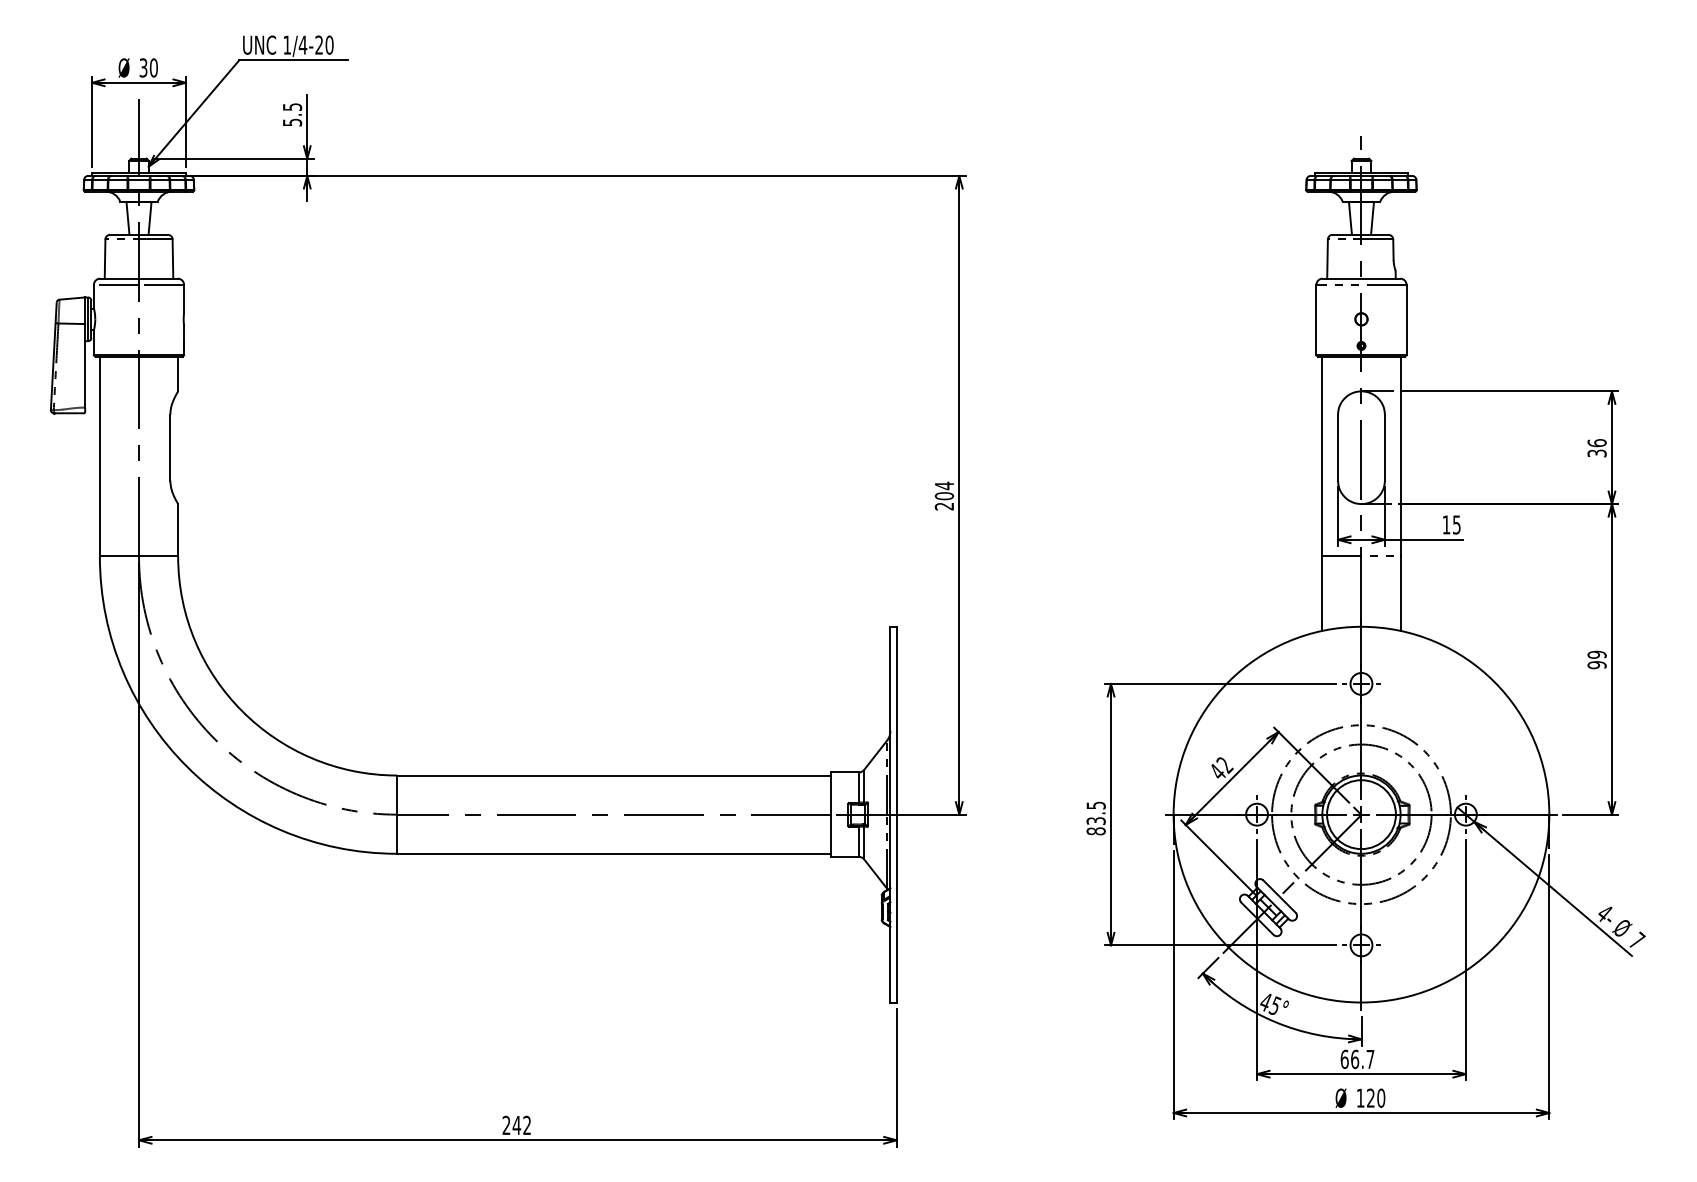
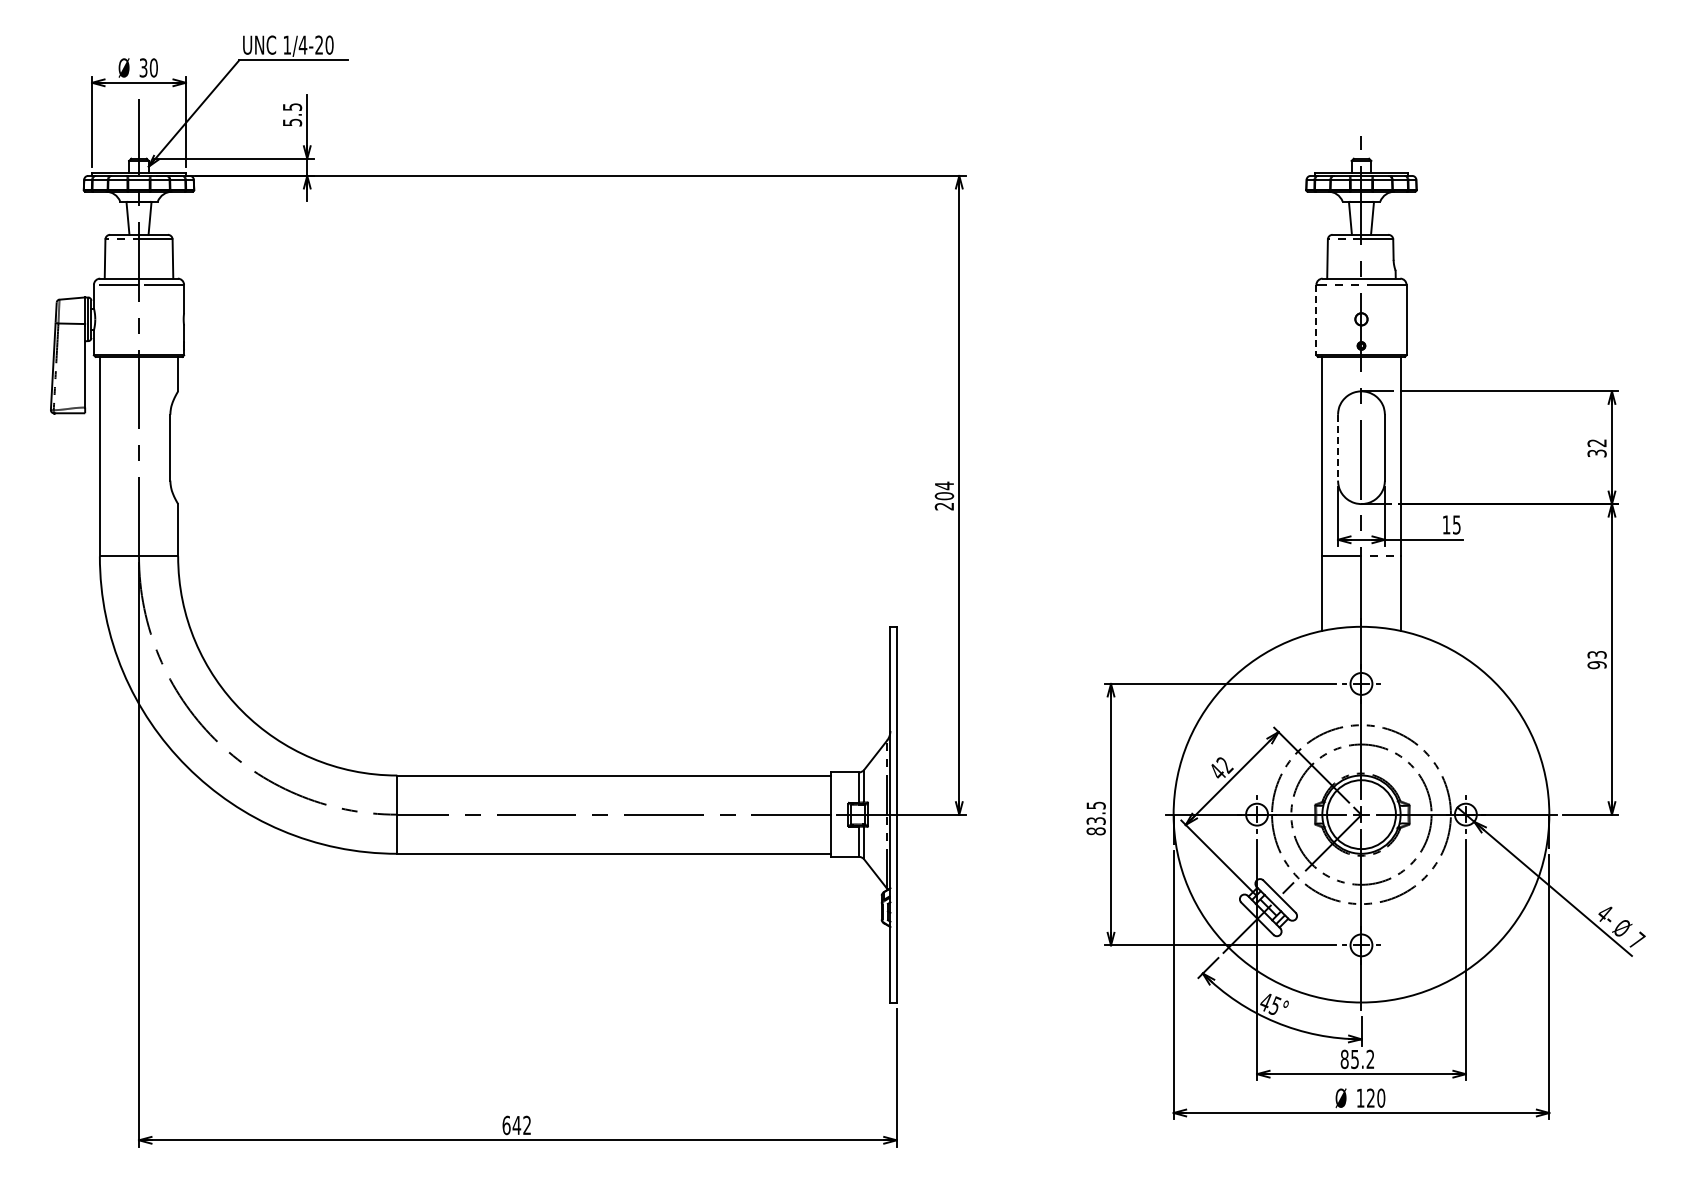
line: solid -> dashed (1316, 320)
text: 36 -> 32 (1596, 443)
line: solid -> dashed (1338, 447)
text: 99 -> 93 (1596, 654)
text: 66.7 -> 85.2 (1357, 1059)
text: 242 -> 642 (506, 1125)
